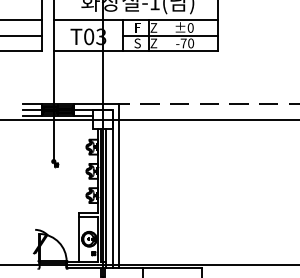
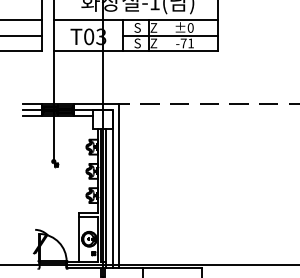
text: F -> S (137, 27)
text: -70 -> -71 (191, 43)
line: present -> none (149, 119)
